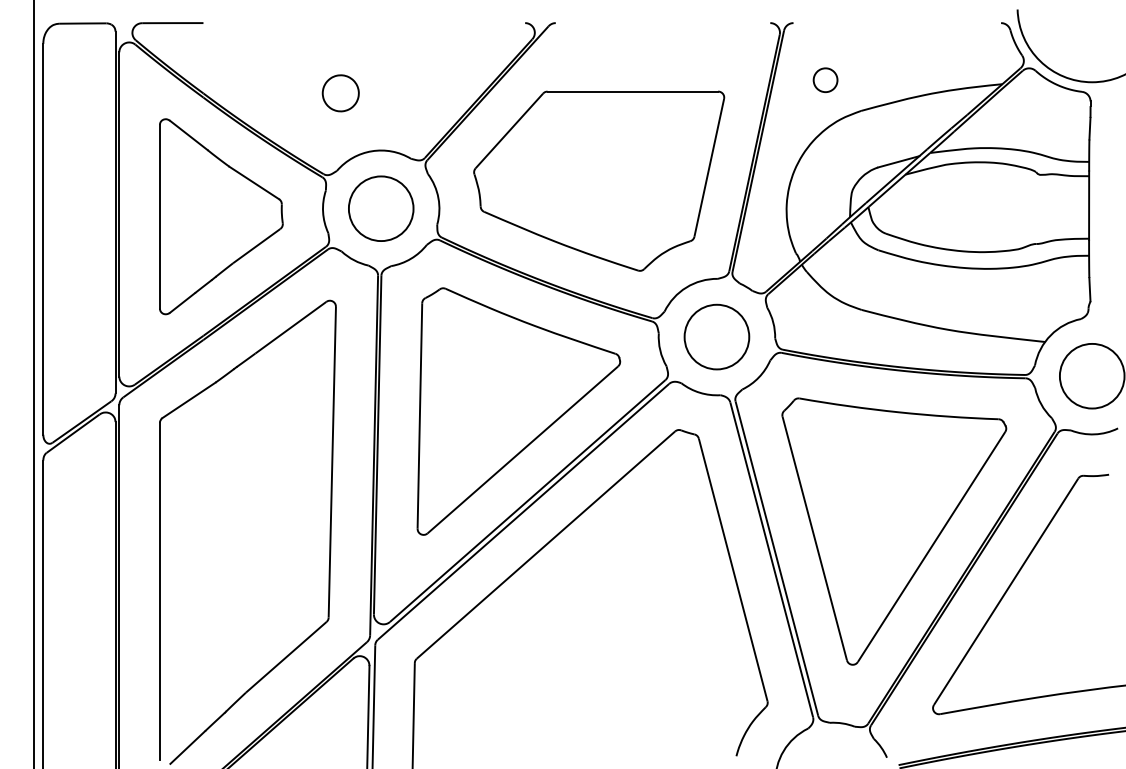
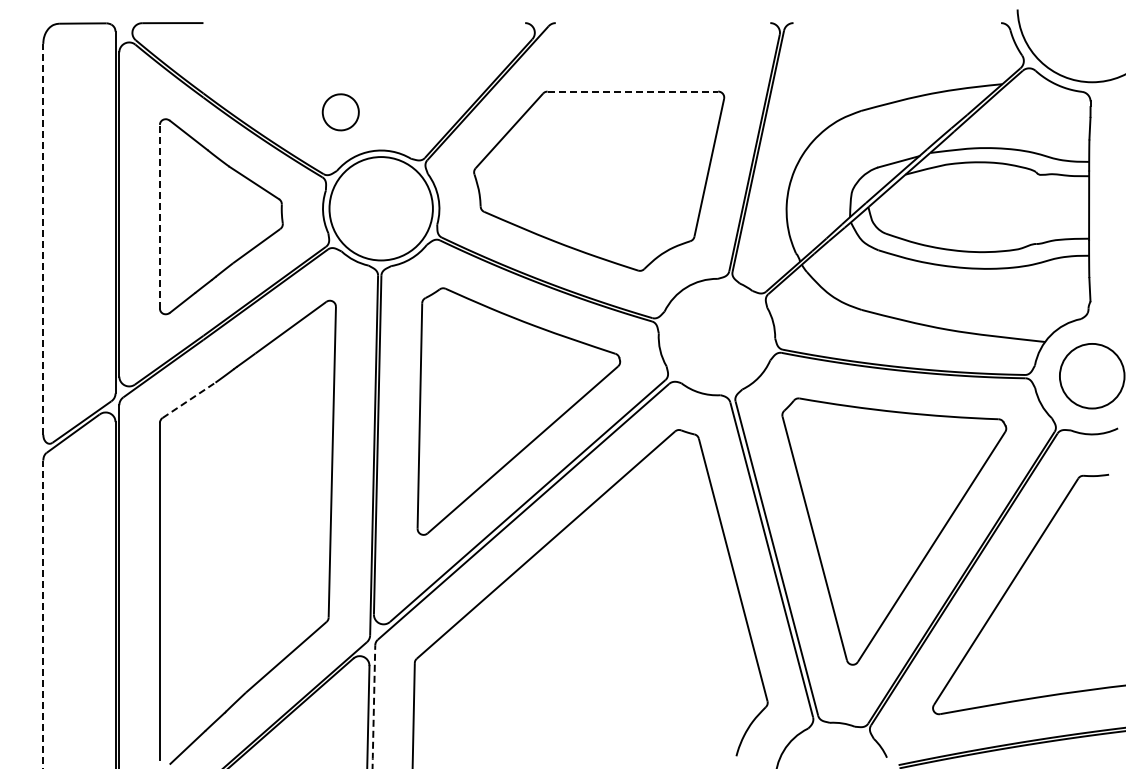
part: present -> none (825, 79)
line: solid -> dashed (633, 91)
part position: (340, 93) -> (340, 112) (340, 112)
circle diameter: 65 px -> 103 px (380, 208)
line: solid -> dashed (159, 216)
line: solid -> dashed (43, 238)
circle: present -> none (716, 336)
line: present -> none (33, 383)
line: solid -> dashed (189, 400)
line: solid -> dashed (43, 614)
line: solid -> dashed (373, 706)
